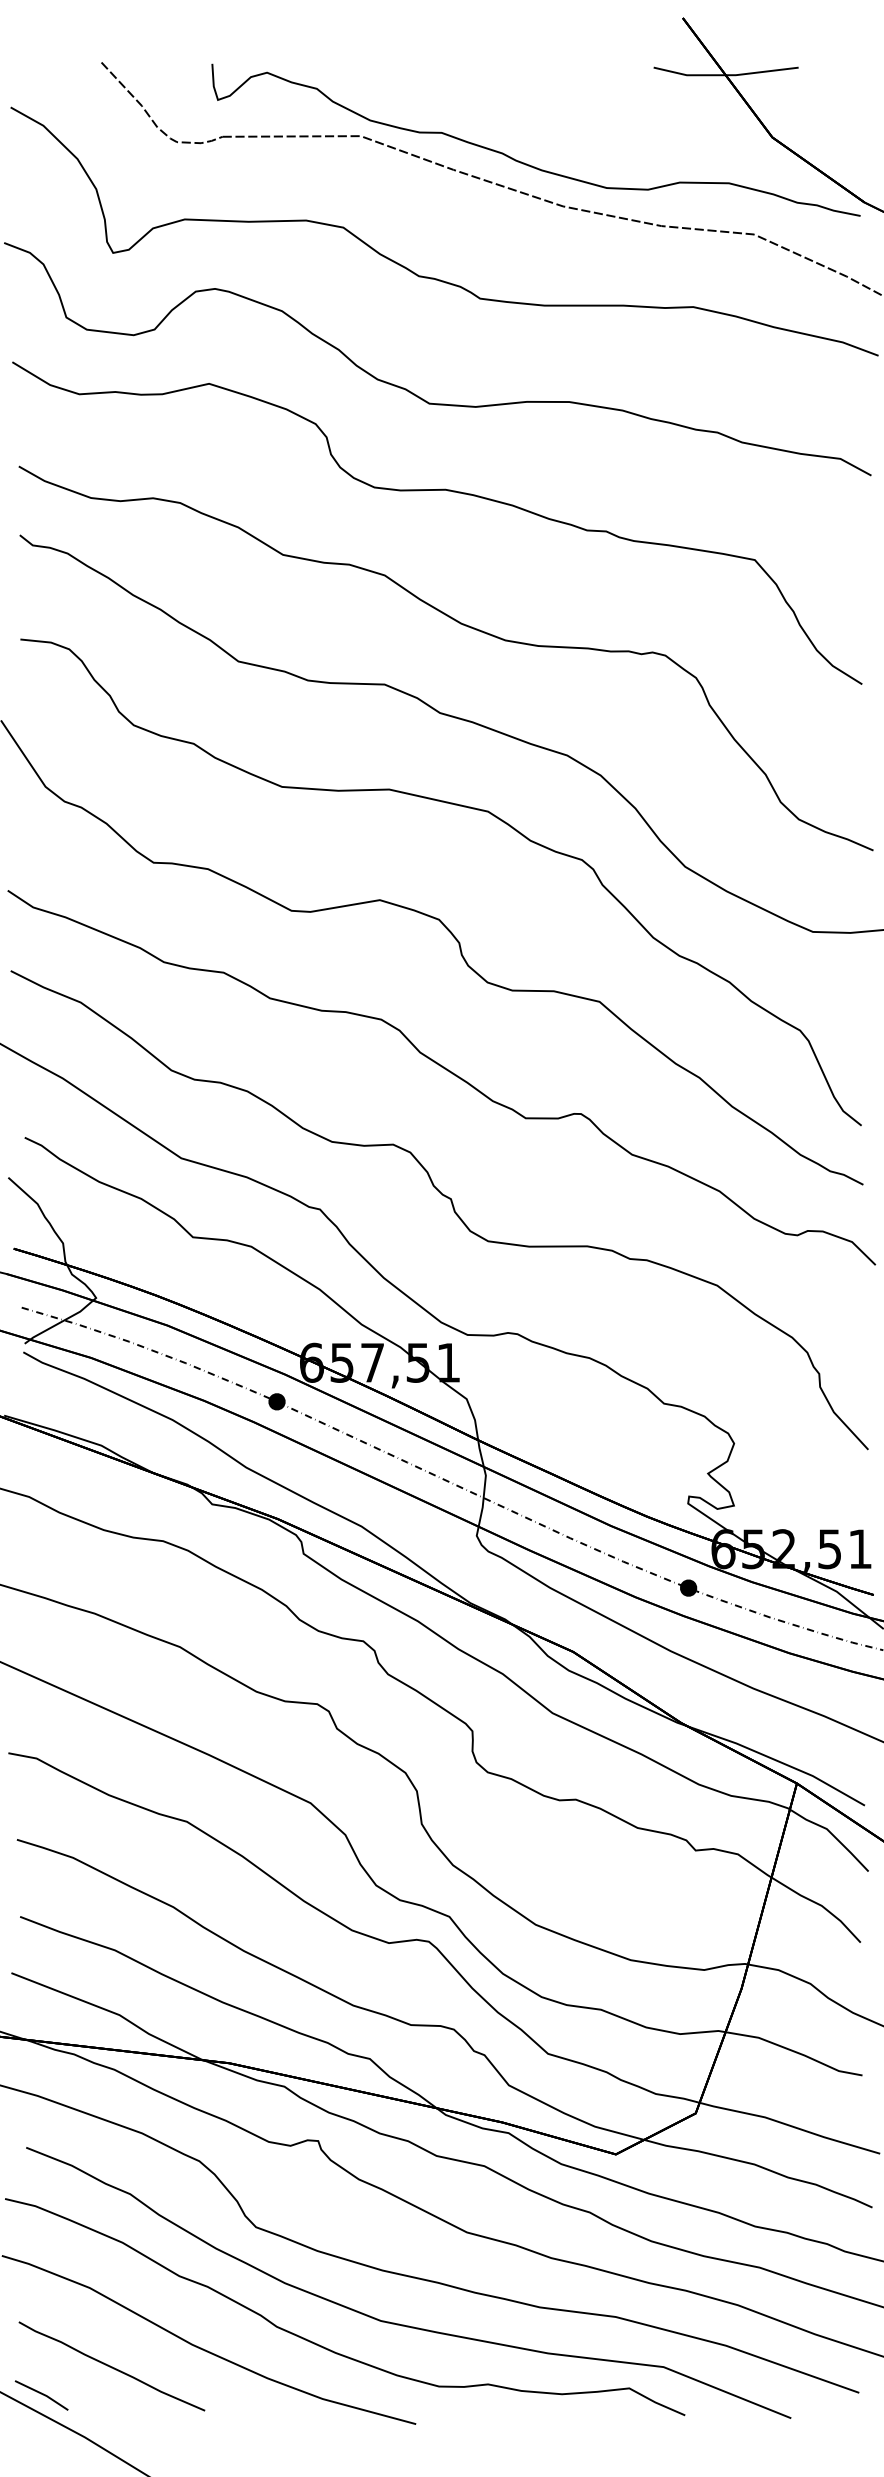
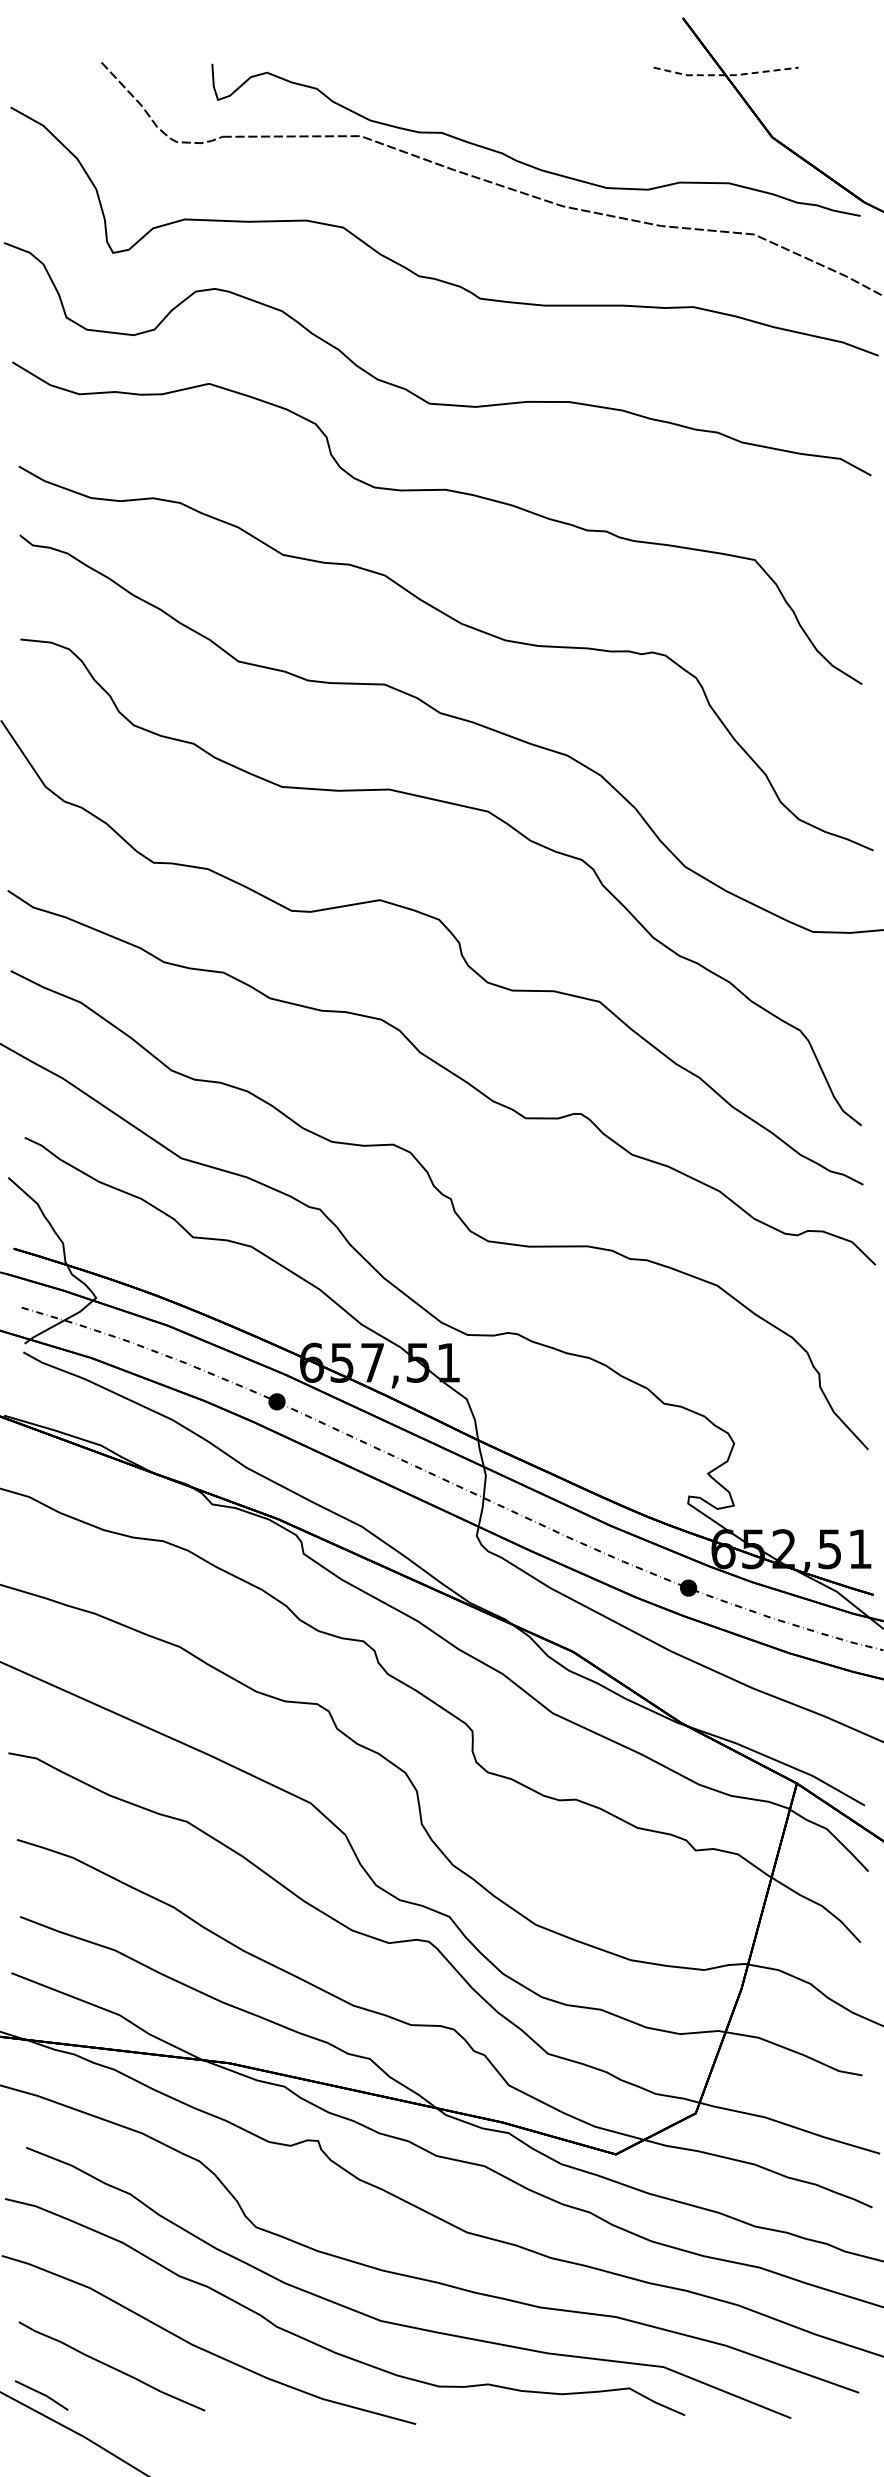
line: solid -> dashed (726, 75)
